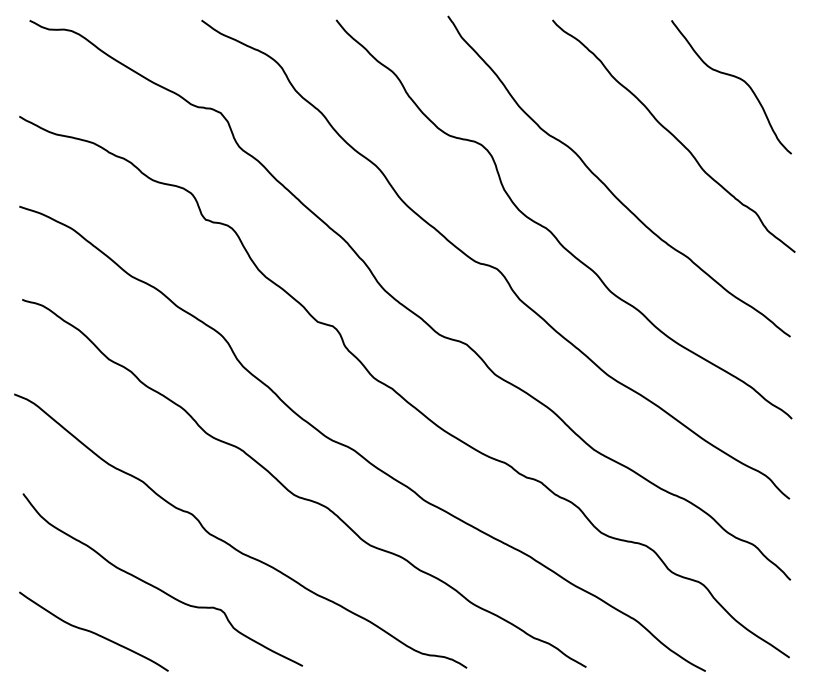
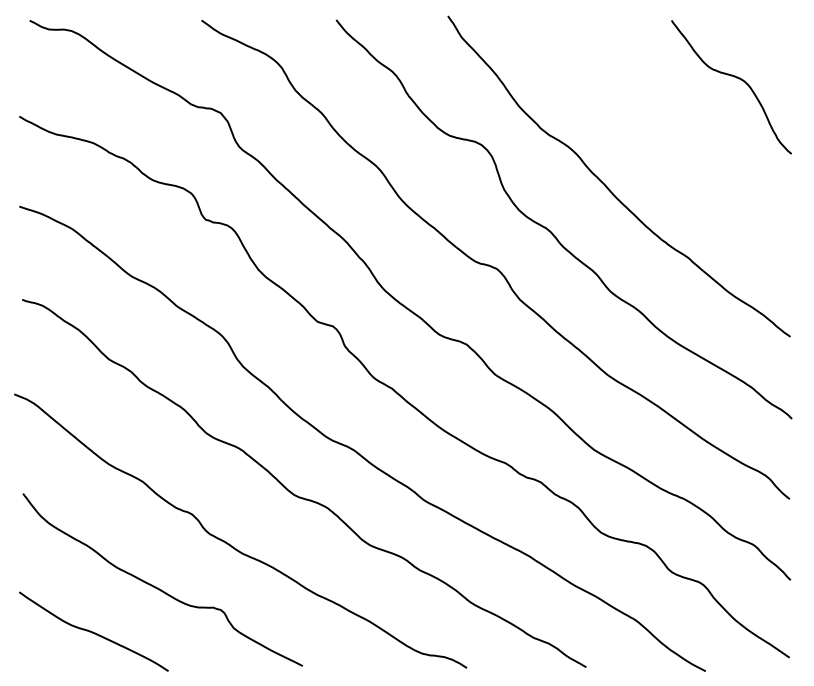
curve: present -> none (673, 135)
